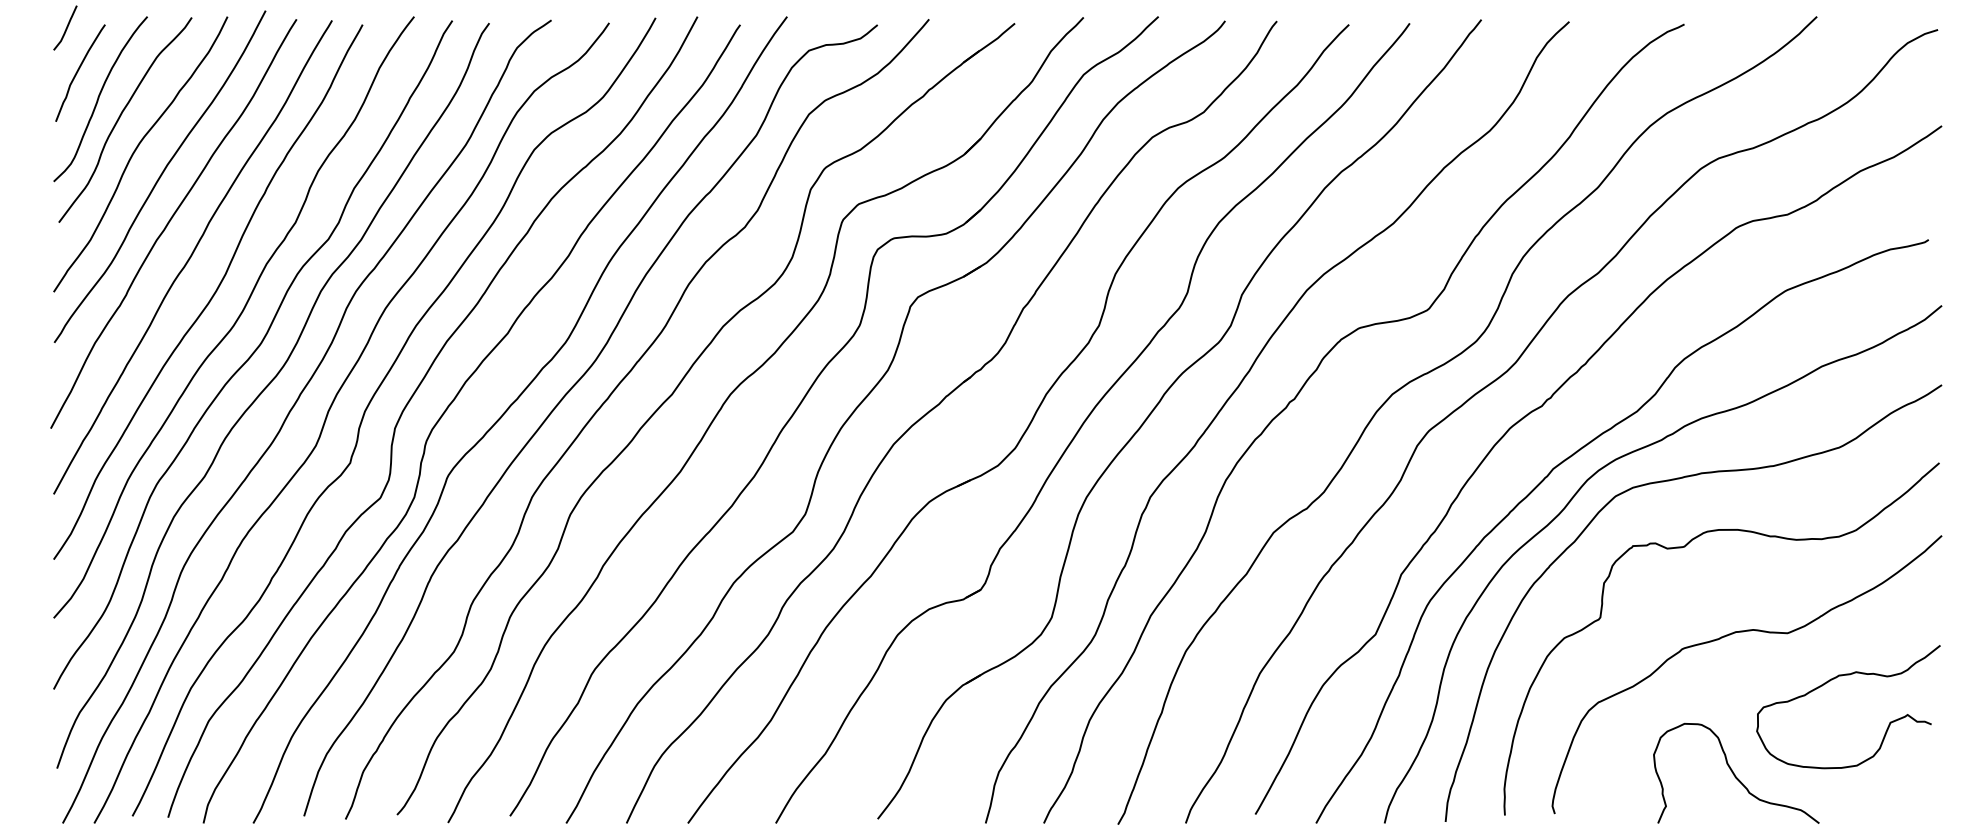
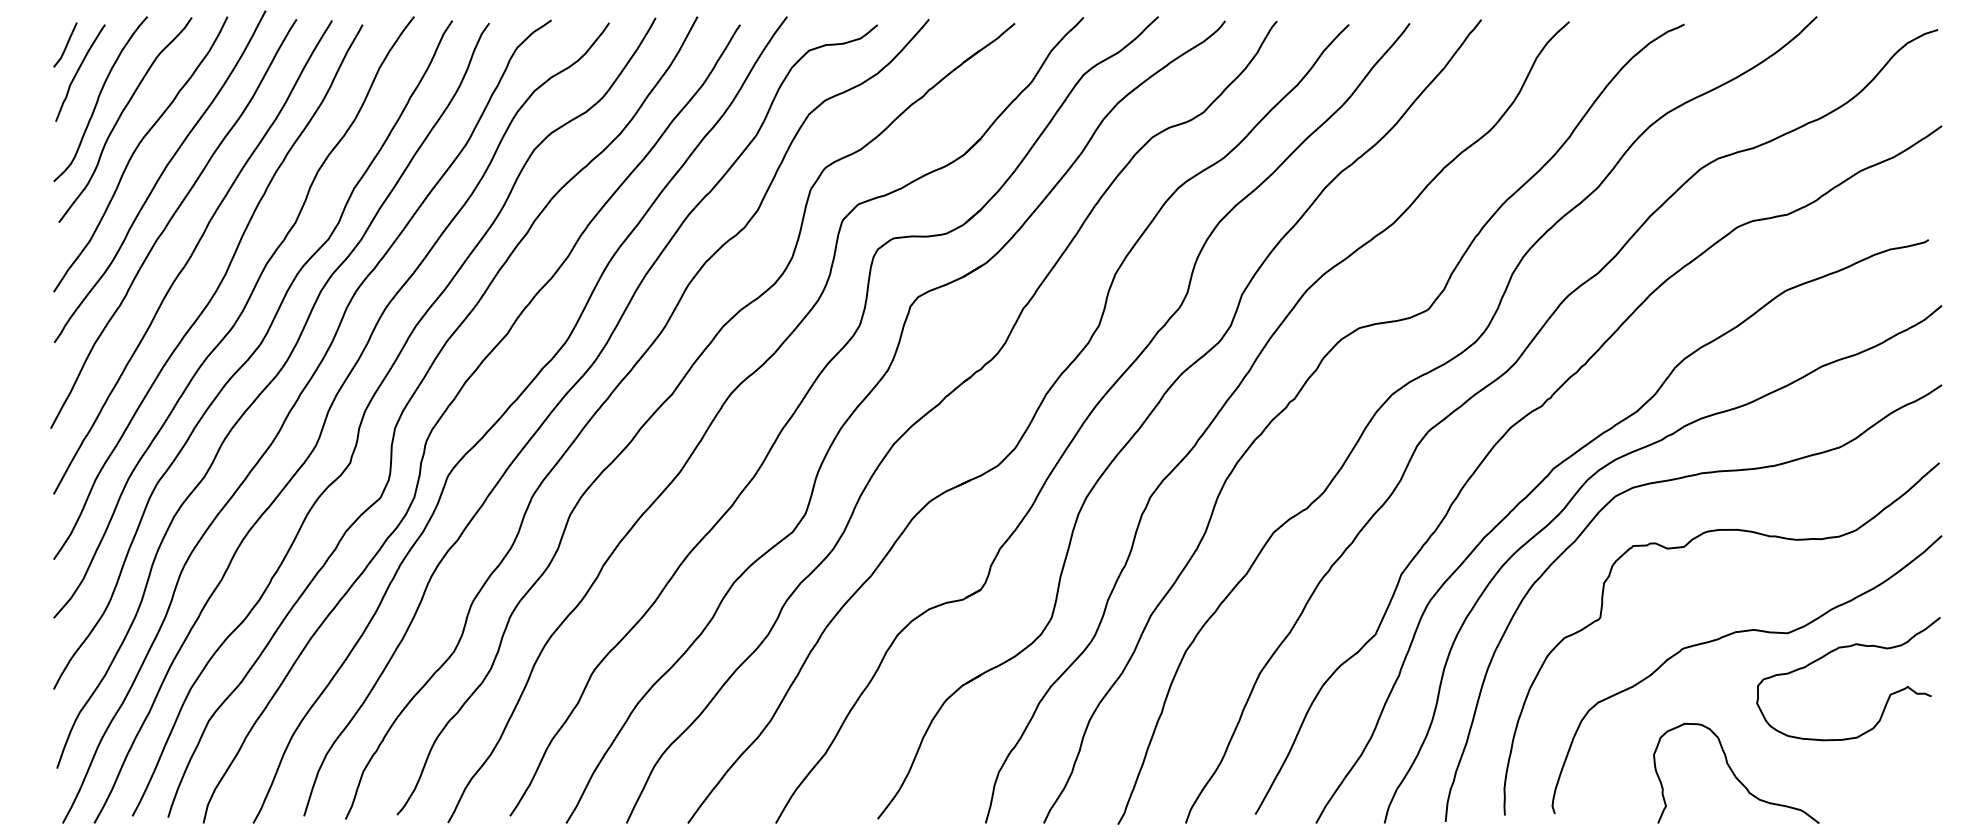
curve position: (66, 27) -> (66, 44) (66, 44)
curve position: (1834, 679) -> (1834, 651) (1834, 651)
